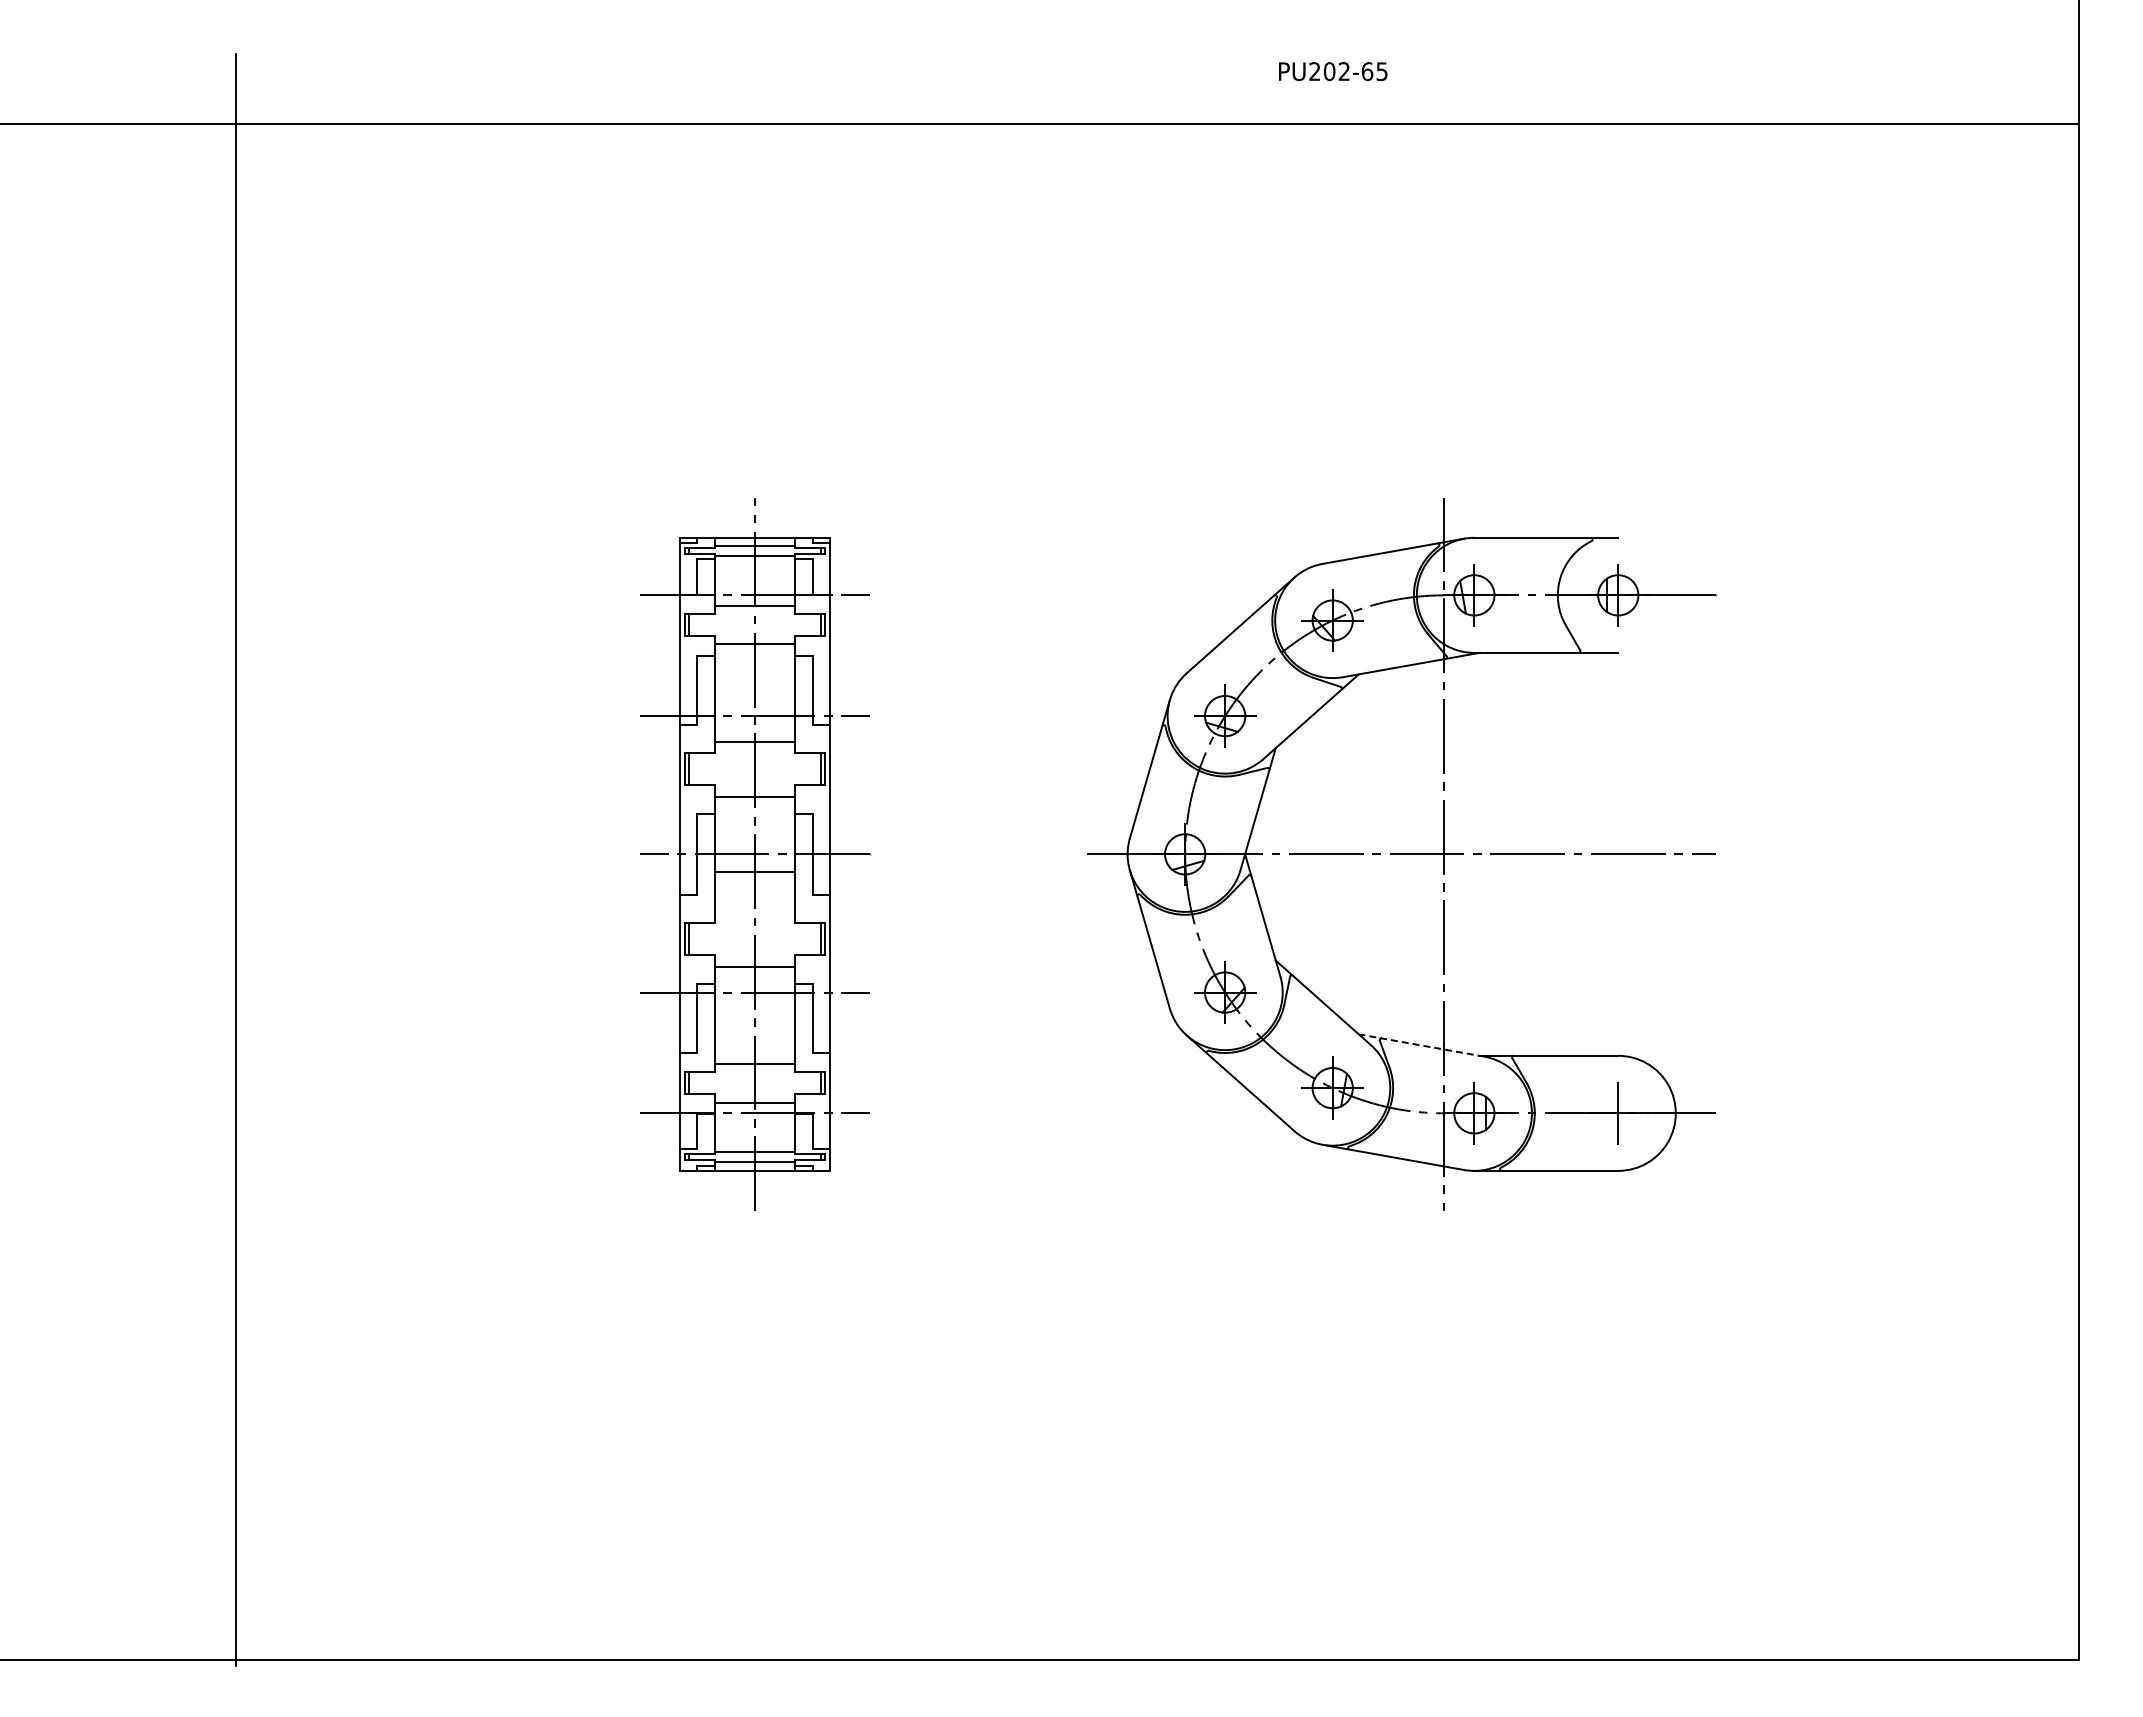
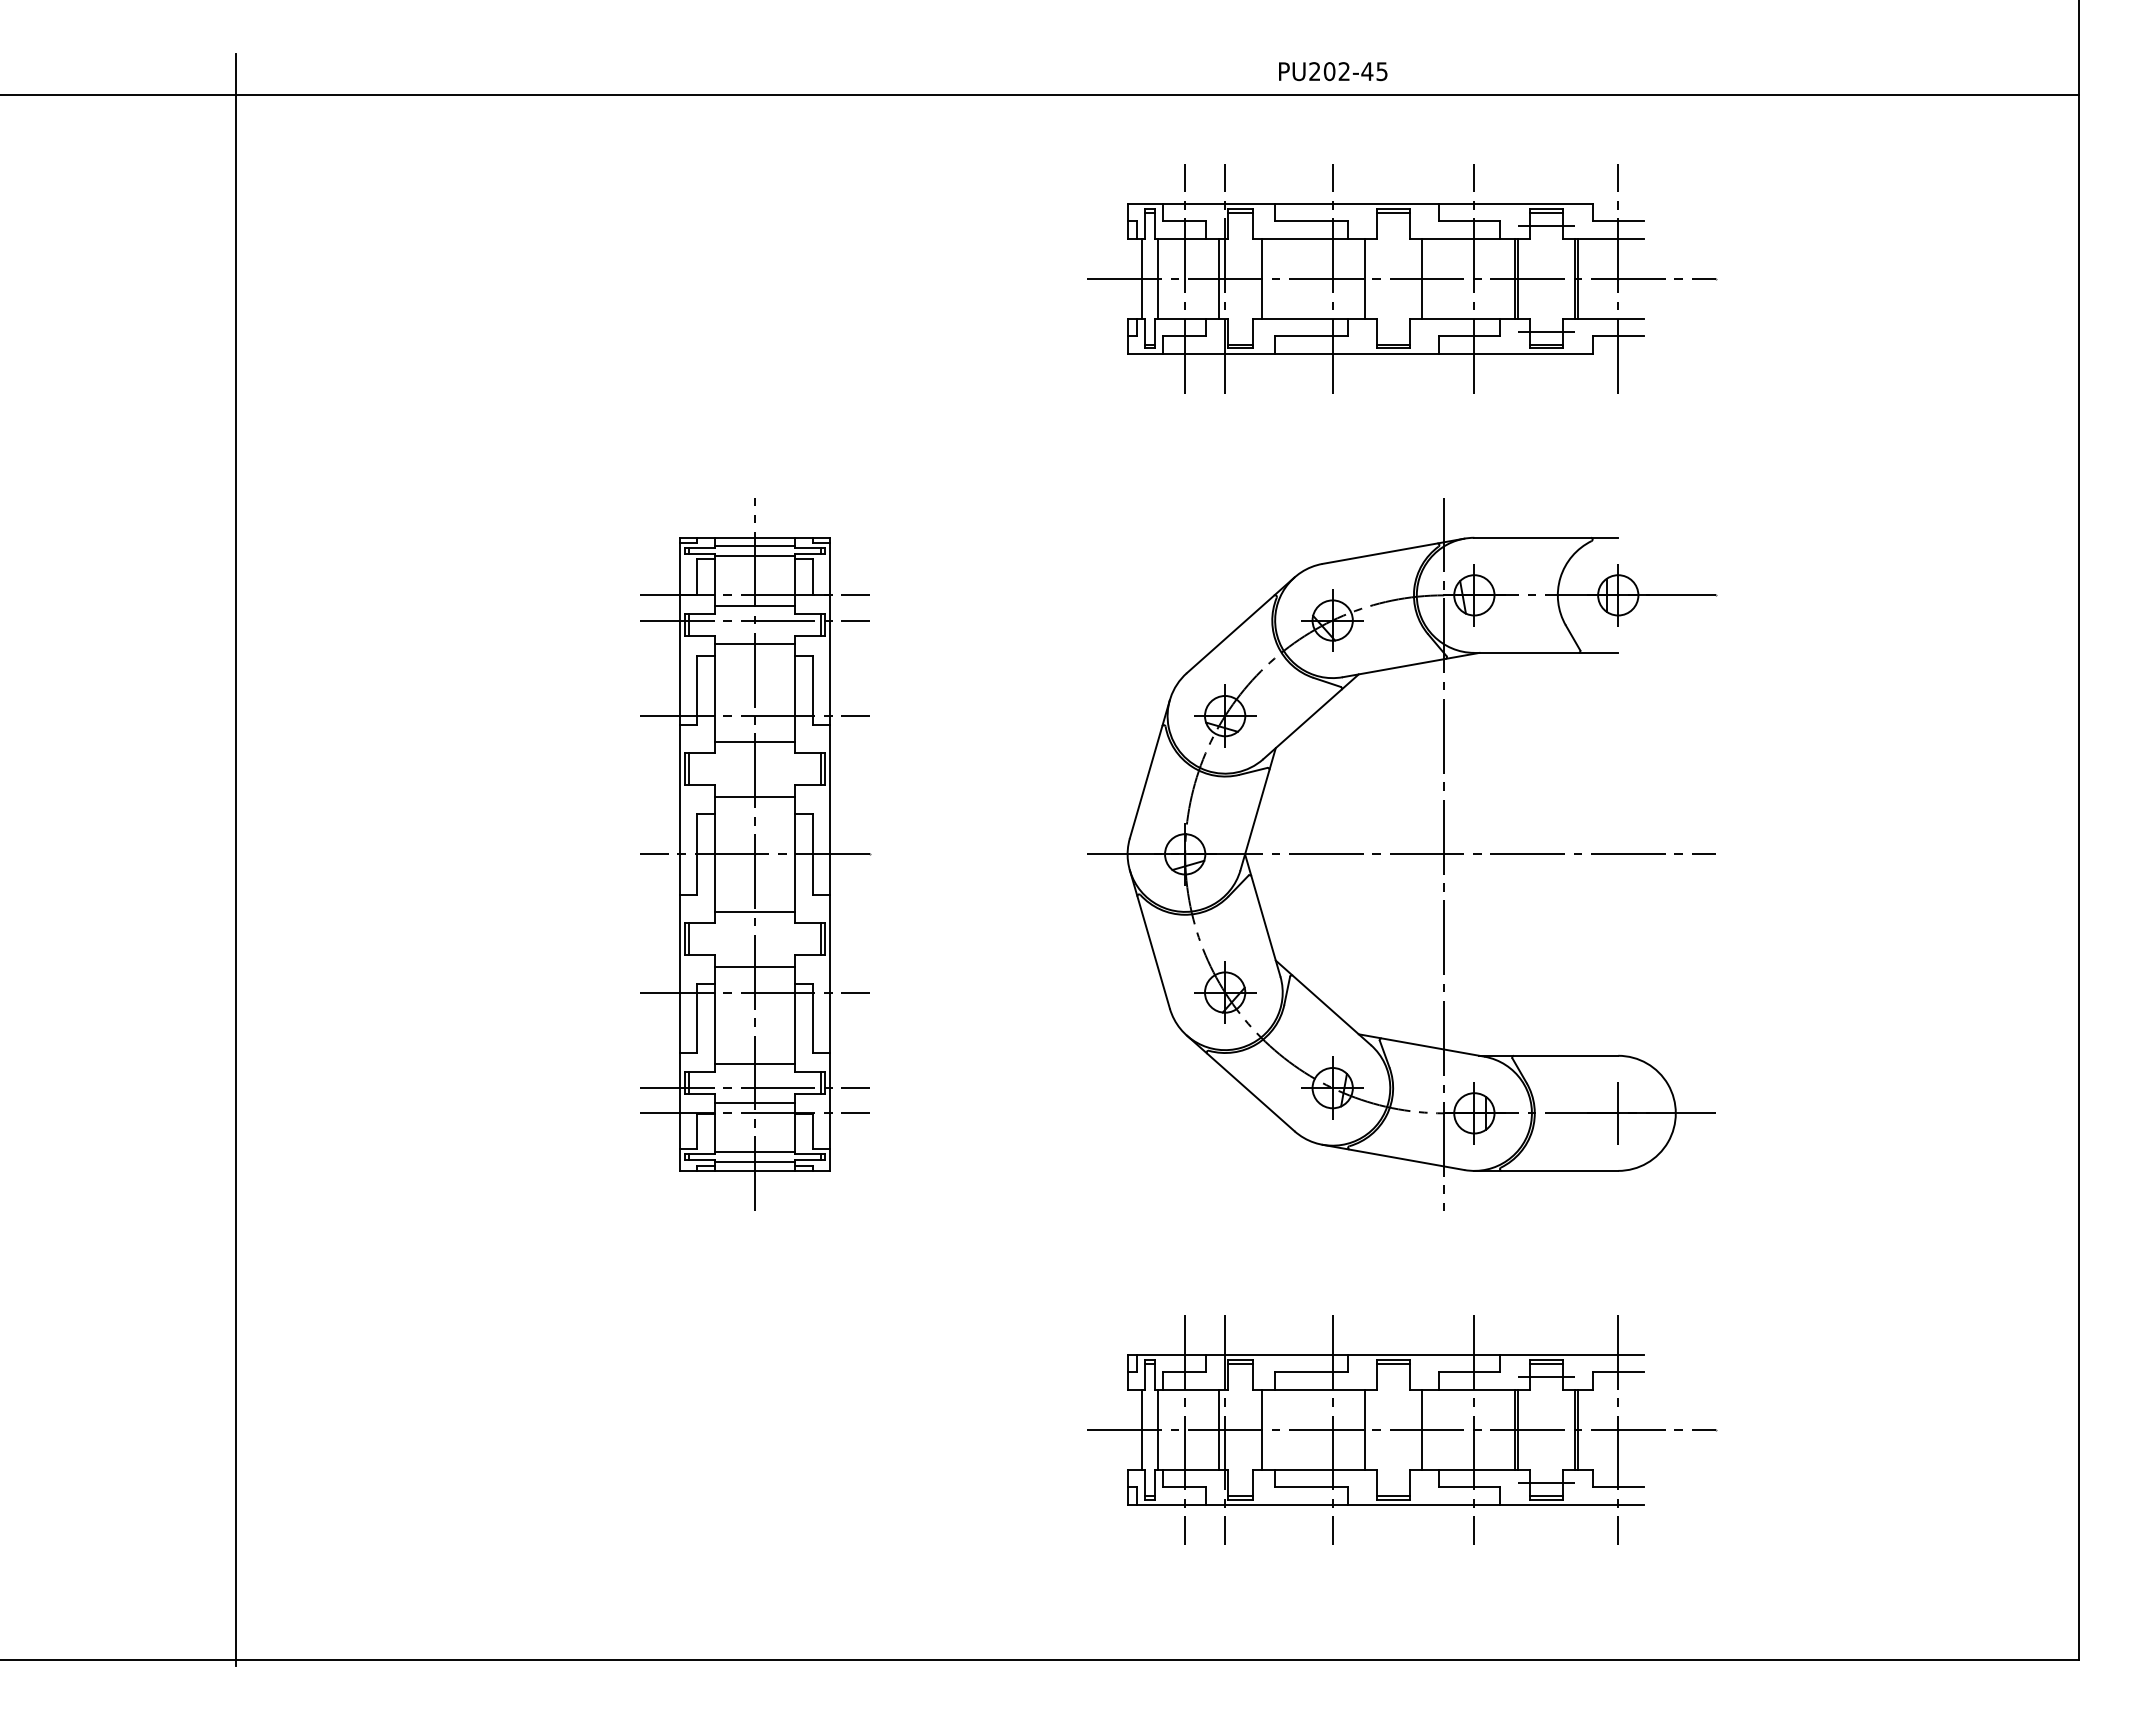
text: PU202-65 -> PU202-45 (1367, 71)
line position: (1040, 123) -> (1040, 94) (1040, 94)
part: none -> present (1402, 278)
line: none -> present (754, 620)
line position: (754, 871) -> (754, 911) (754, 911)
line: dashed -> solid (1421, 1045)
line: none -> present (754, 1088)
part: none -> present (1402, 1429)
